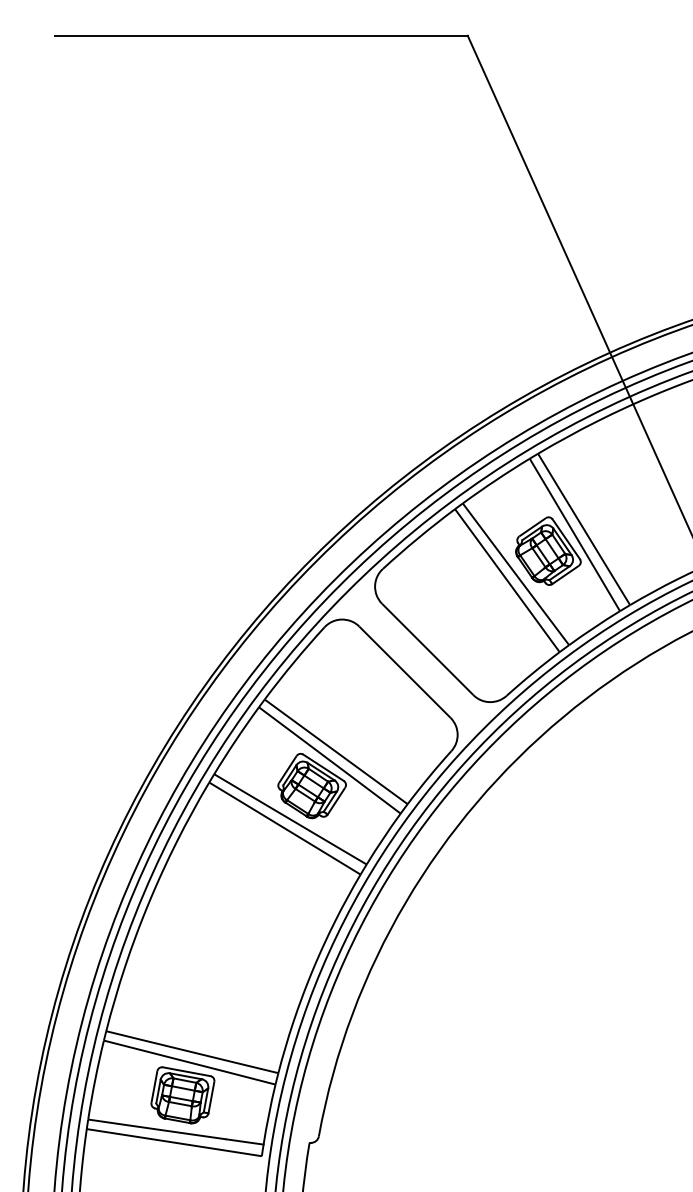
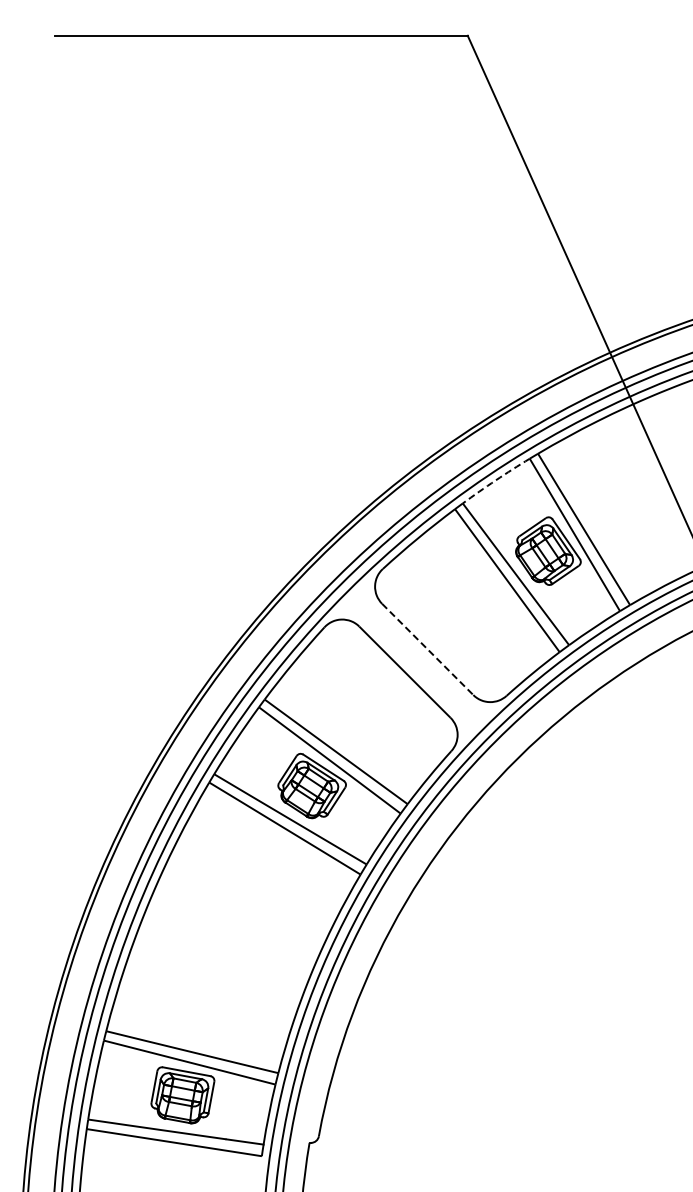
arc: solid -> dashed (495, 480)
line: solid -> dashed (428, 649)
